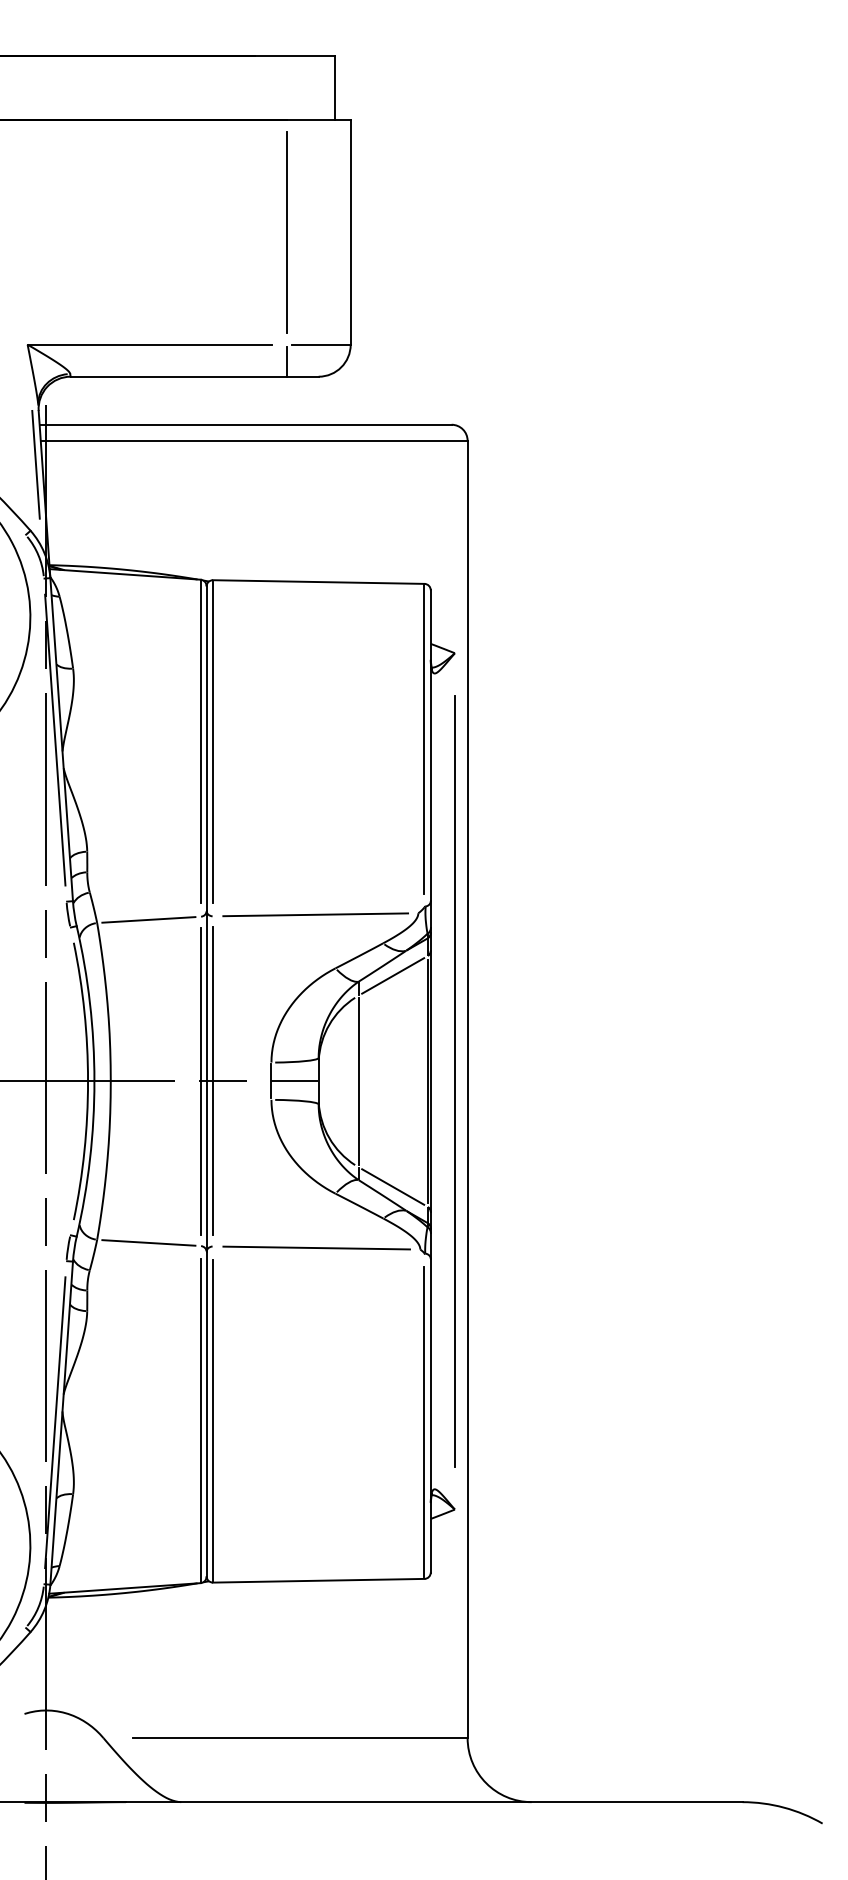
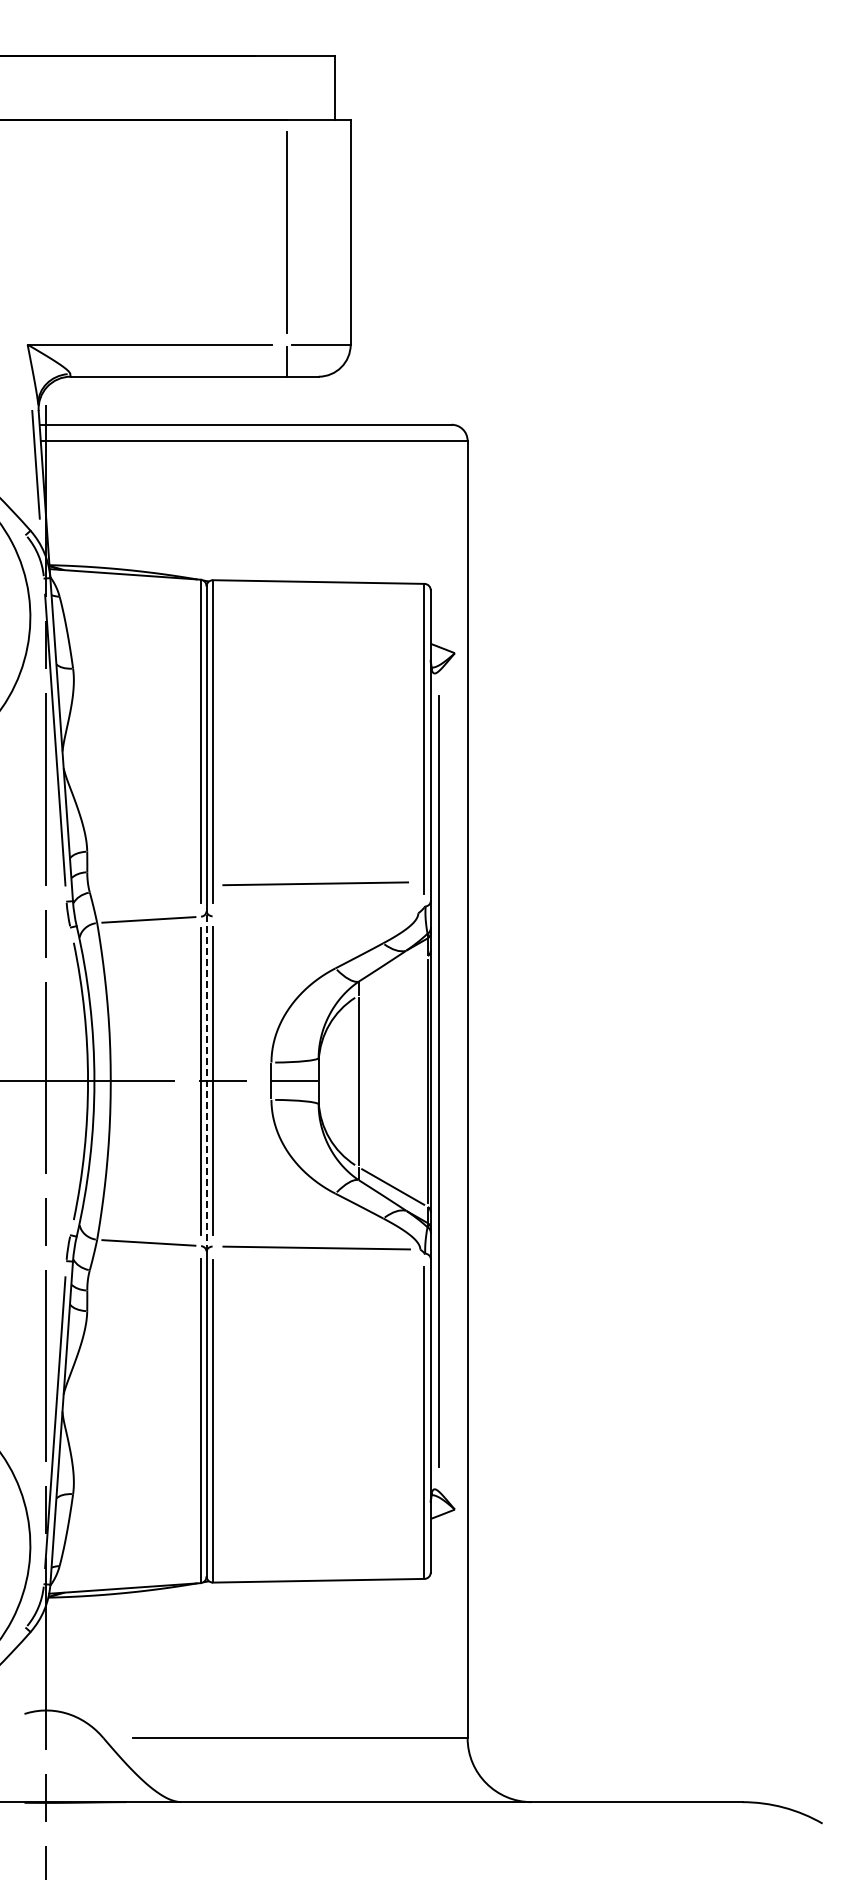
line position: (315, 914) -> (315, 883) (315, 883)
line: present -> none (393, 975)
line: solid -> dashed (206, 1080)
line position: (454, 1081) -> (438, 1081) (438, 1081)
